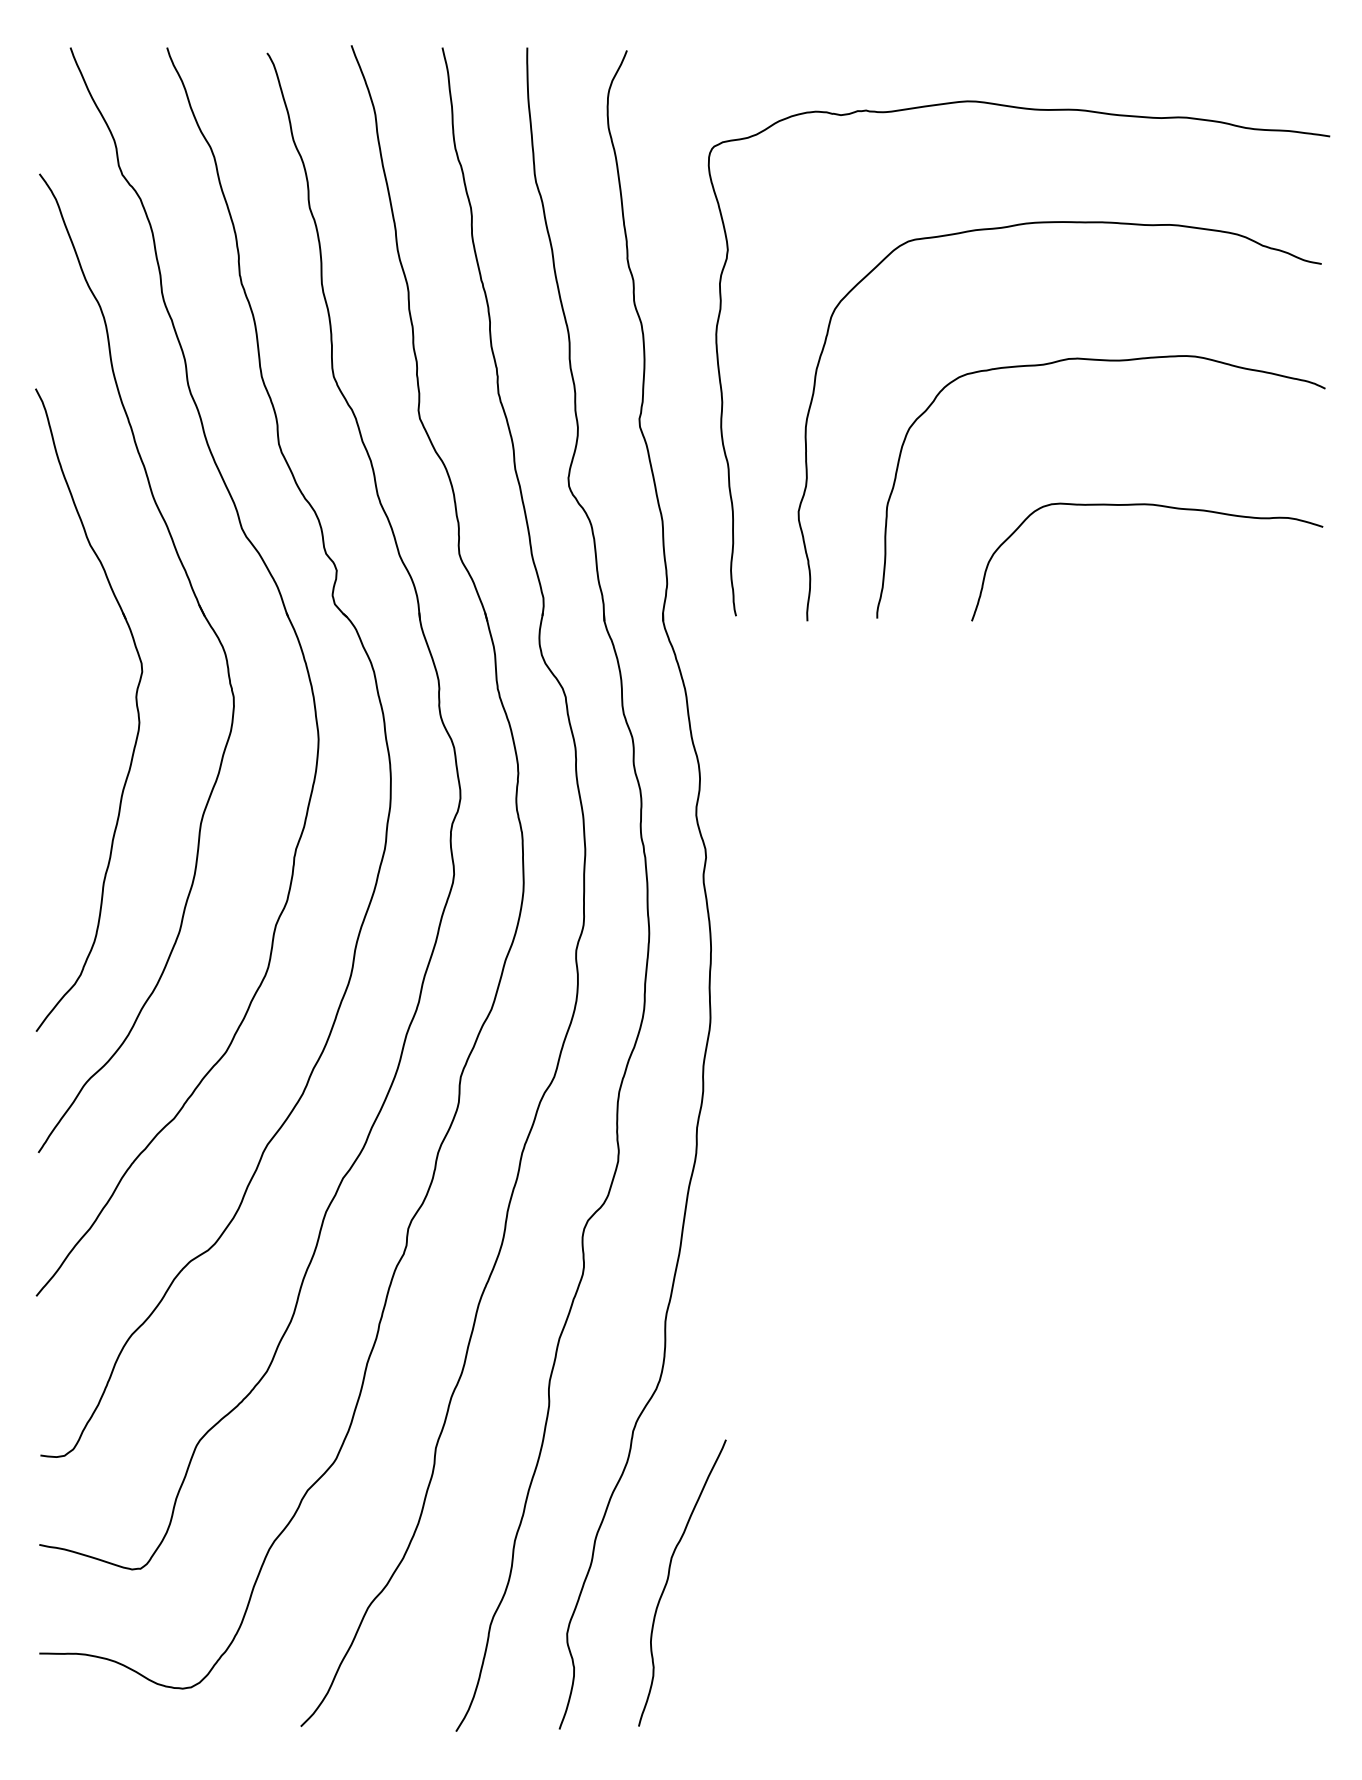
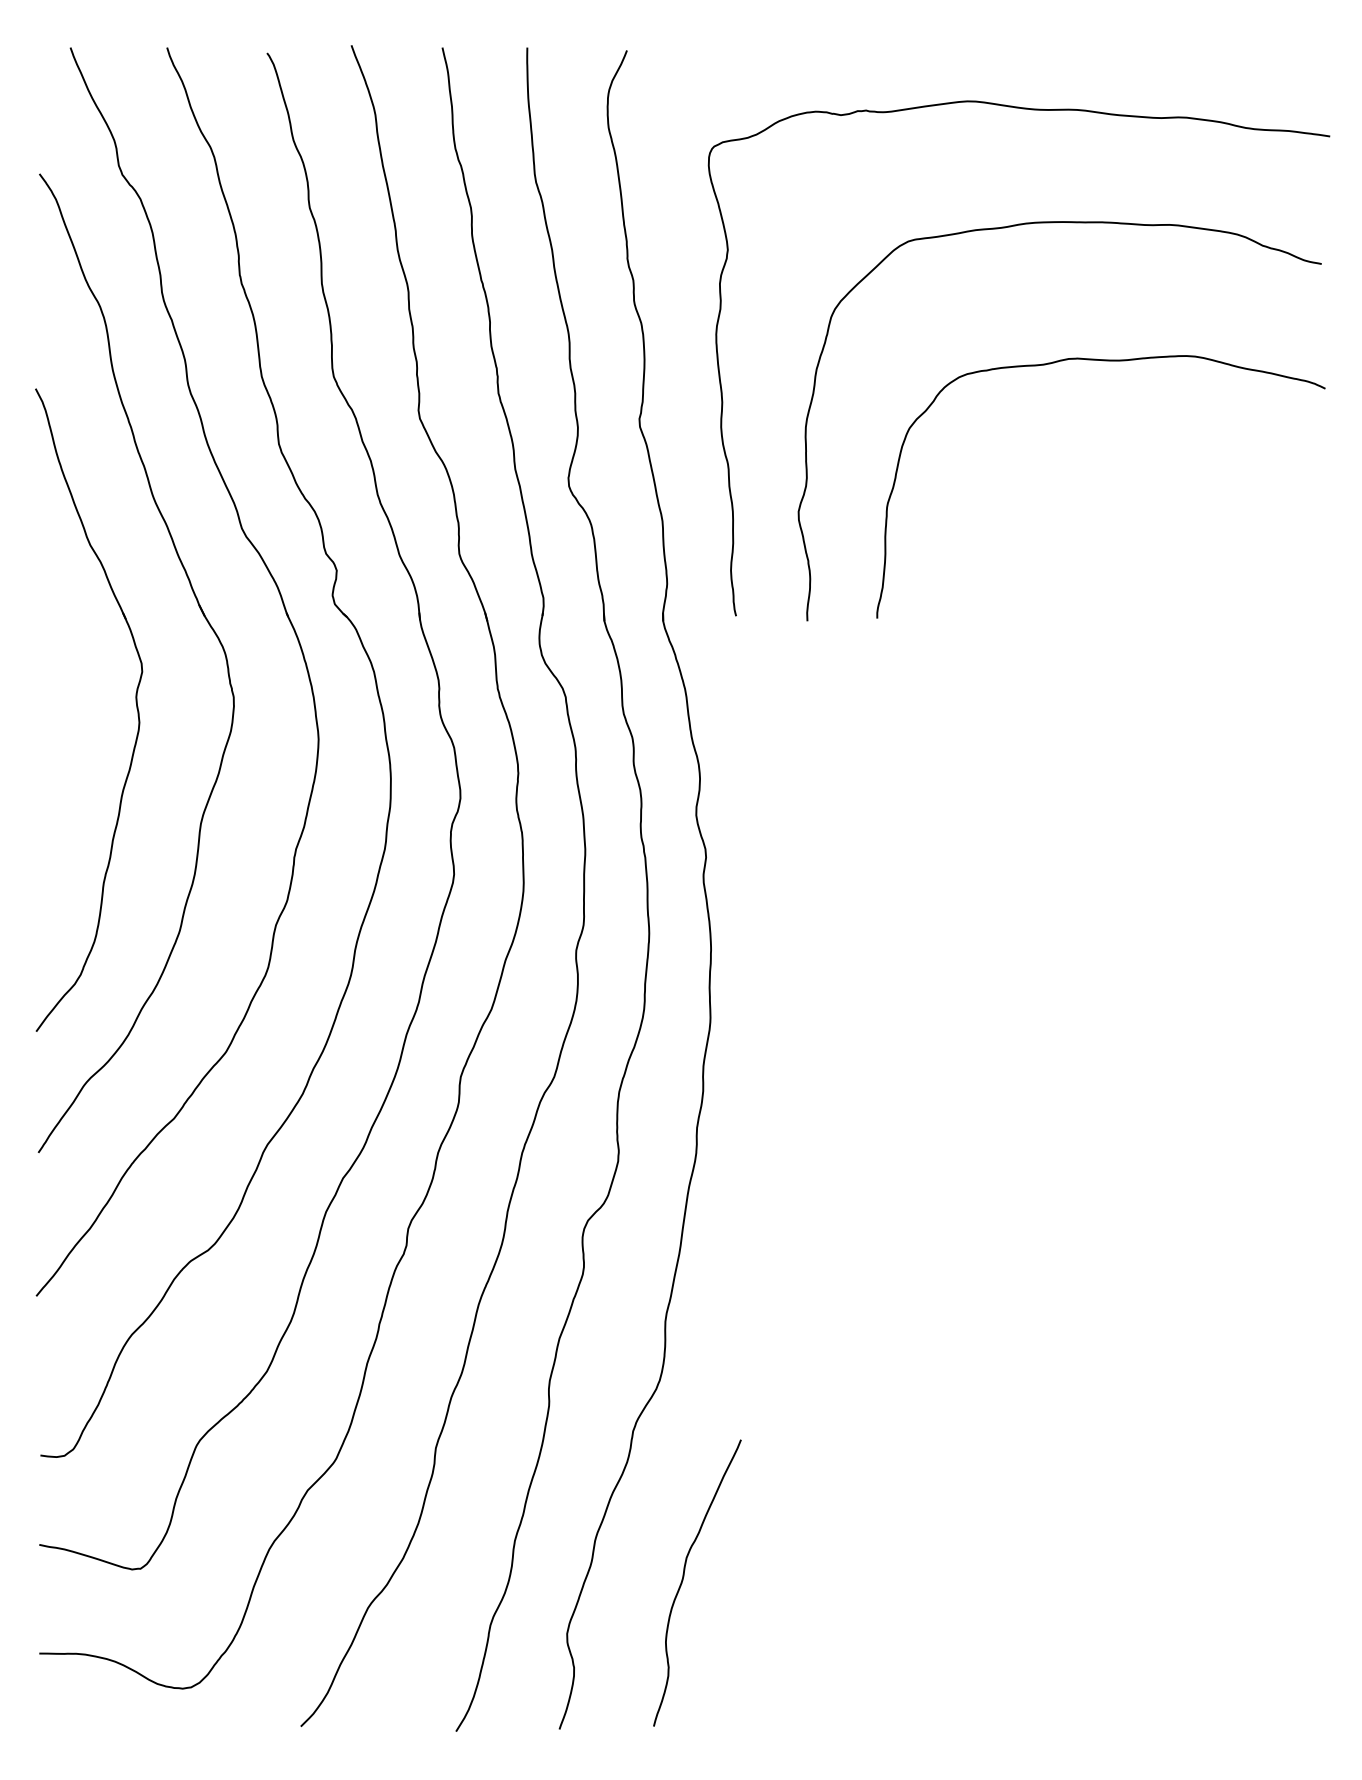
curve: present -> none (1156, 506)
curve position: (668, 1580) -> (683, 1580) (683, 1580)
